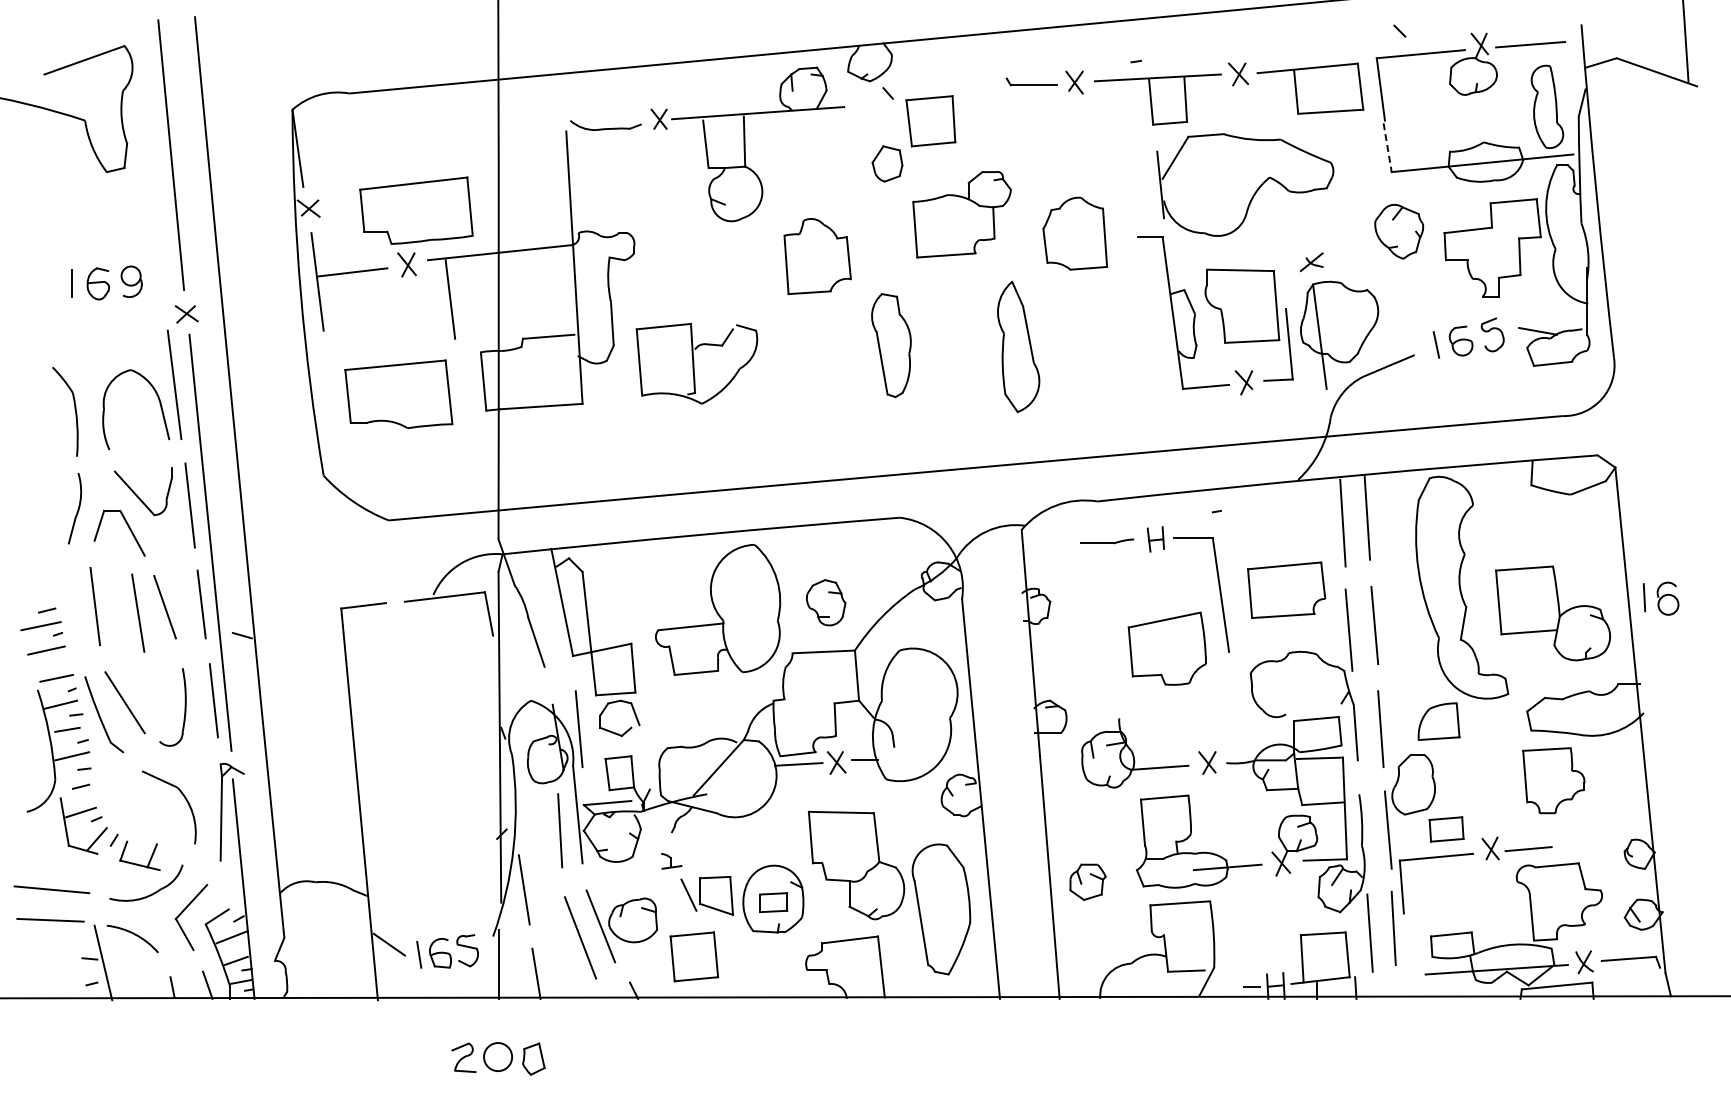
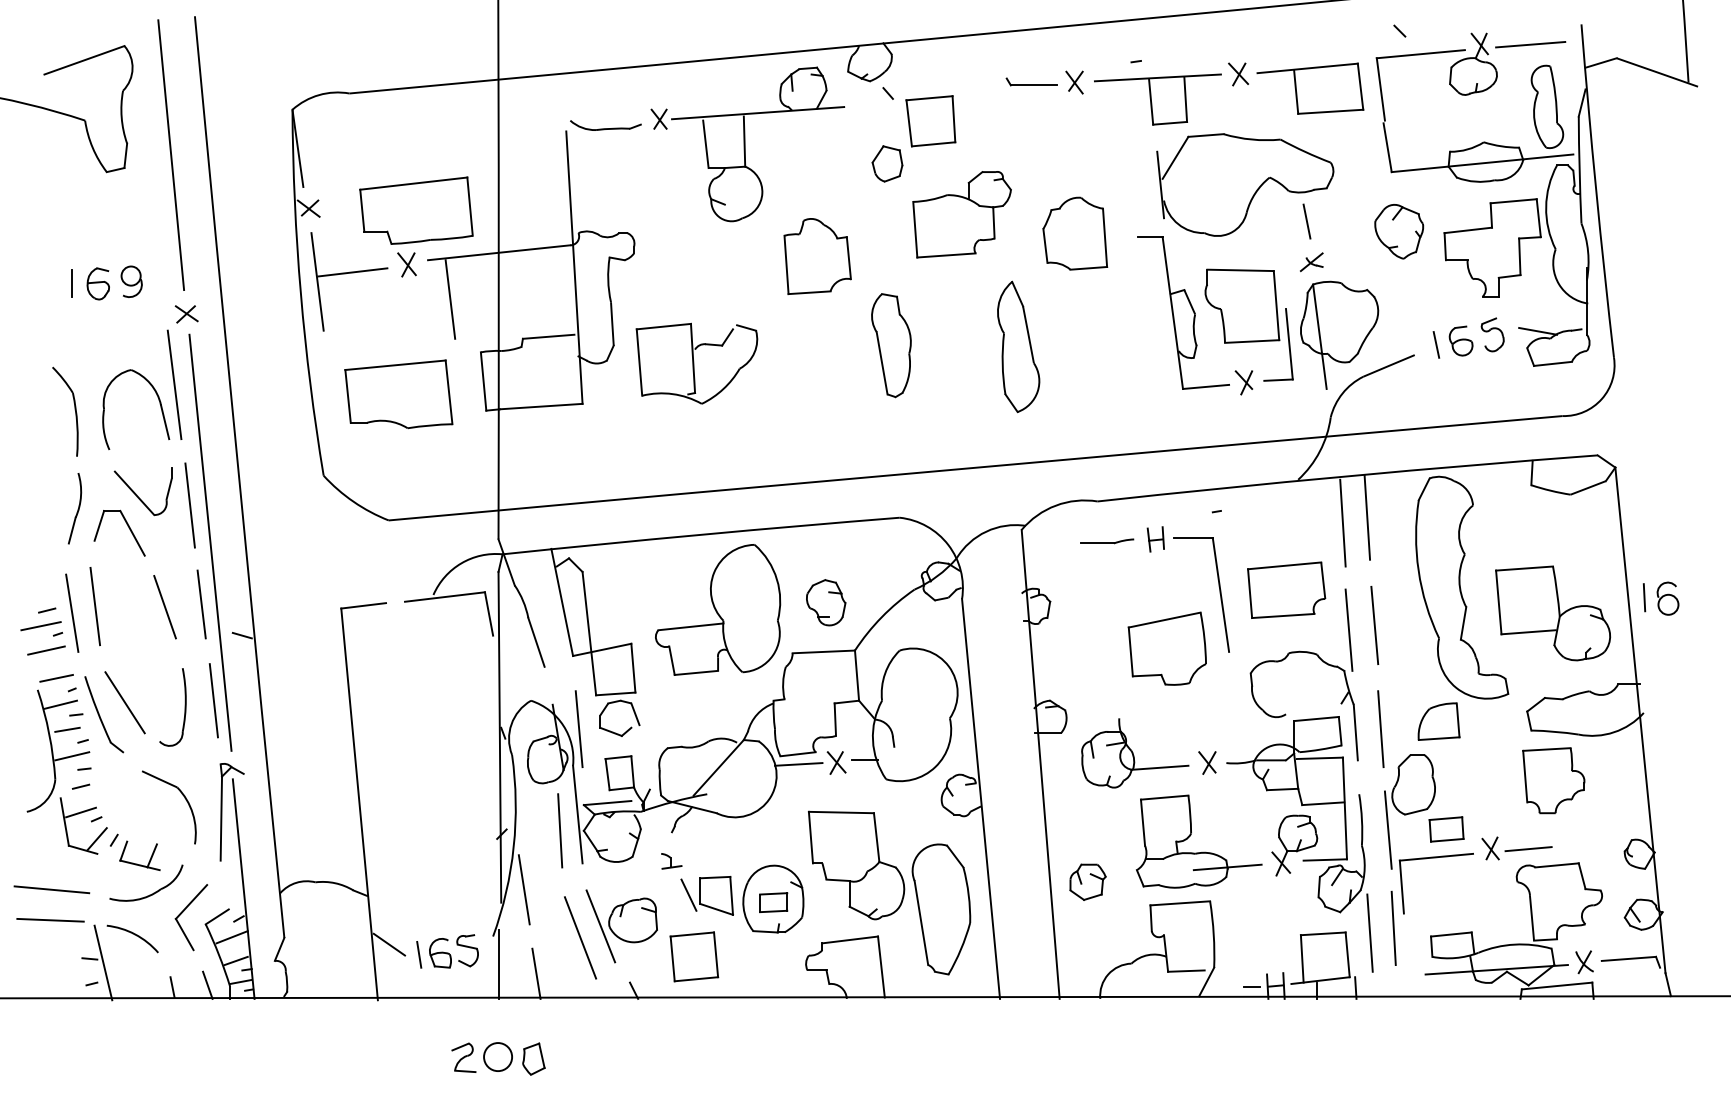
line: dashed -> solid (1387, 147)
line: none -> present (1306, 221)
line position: (138, 612) -> (72, 612) (72, 612)
